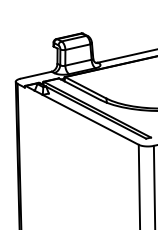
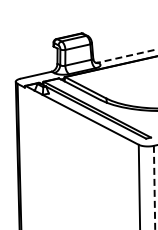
line: solid -> dashed (127, 56)
line: solid -> dashed (154, 187)
